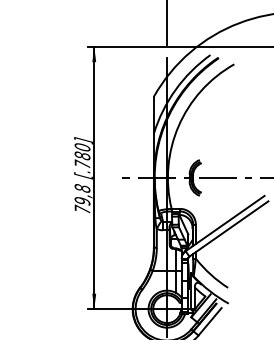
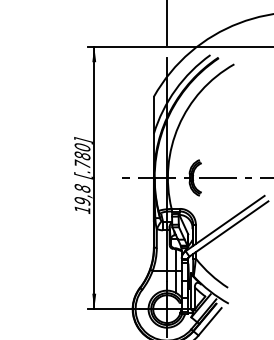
text: 79,8 -> 19,8 (82, 208)
